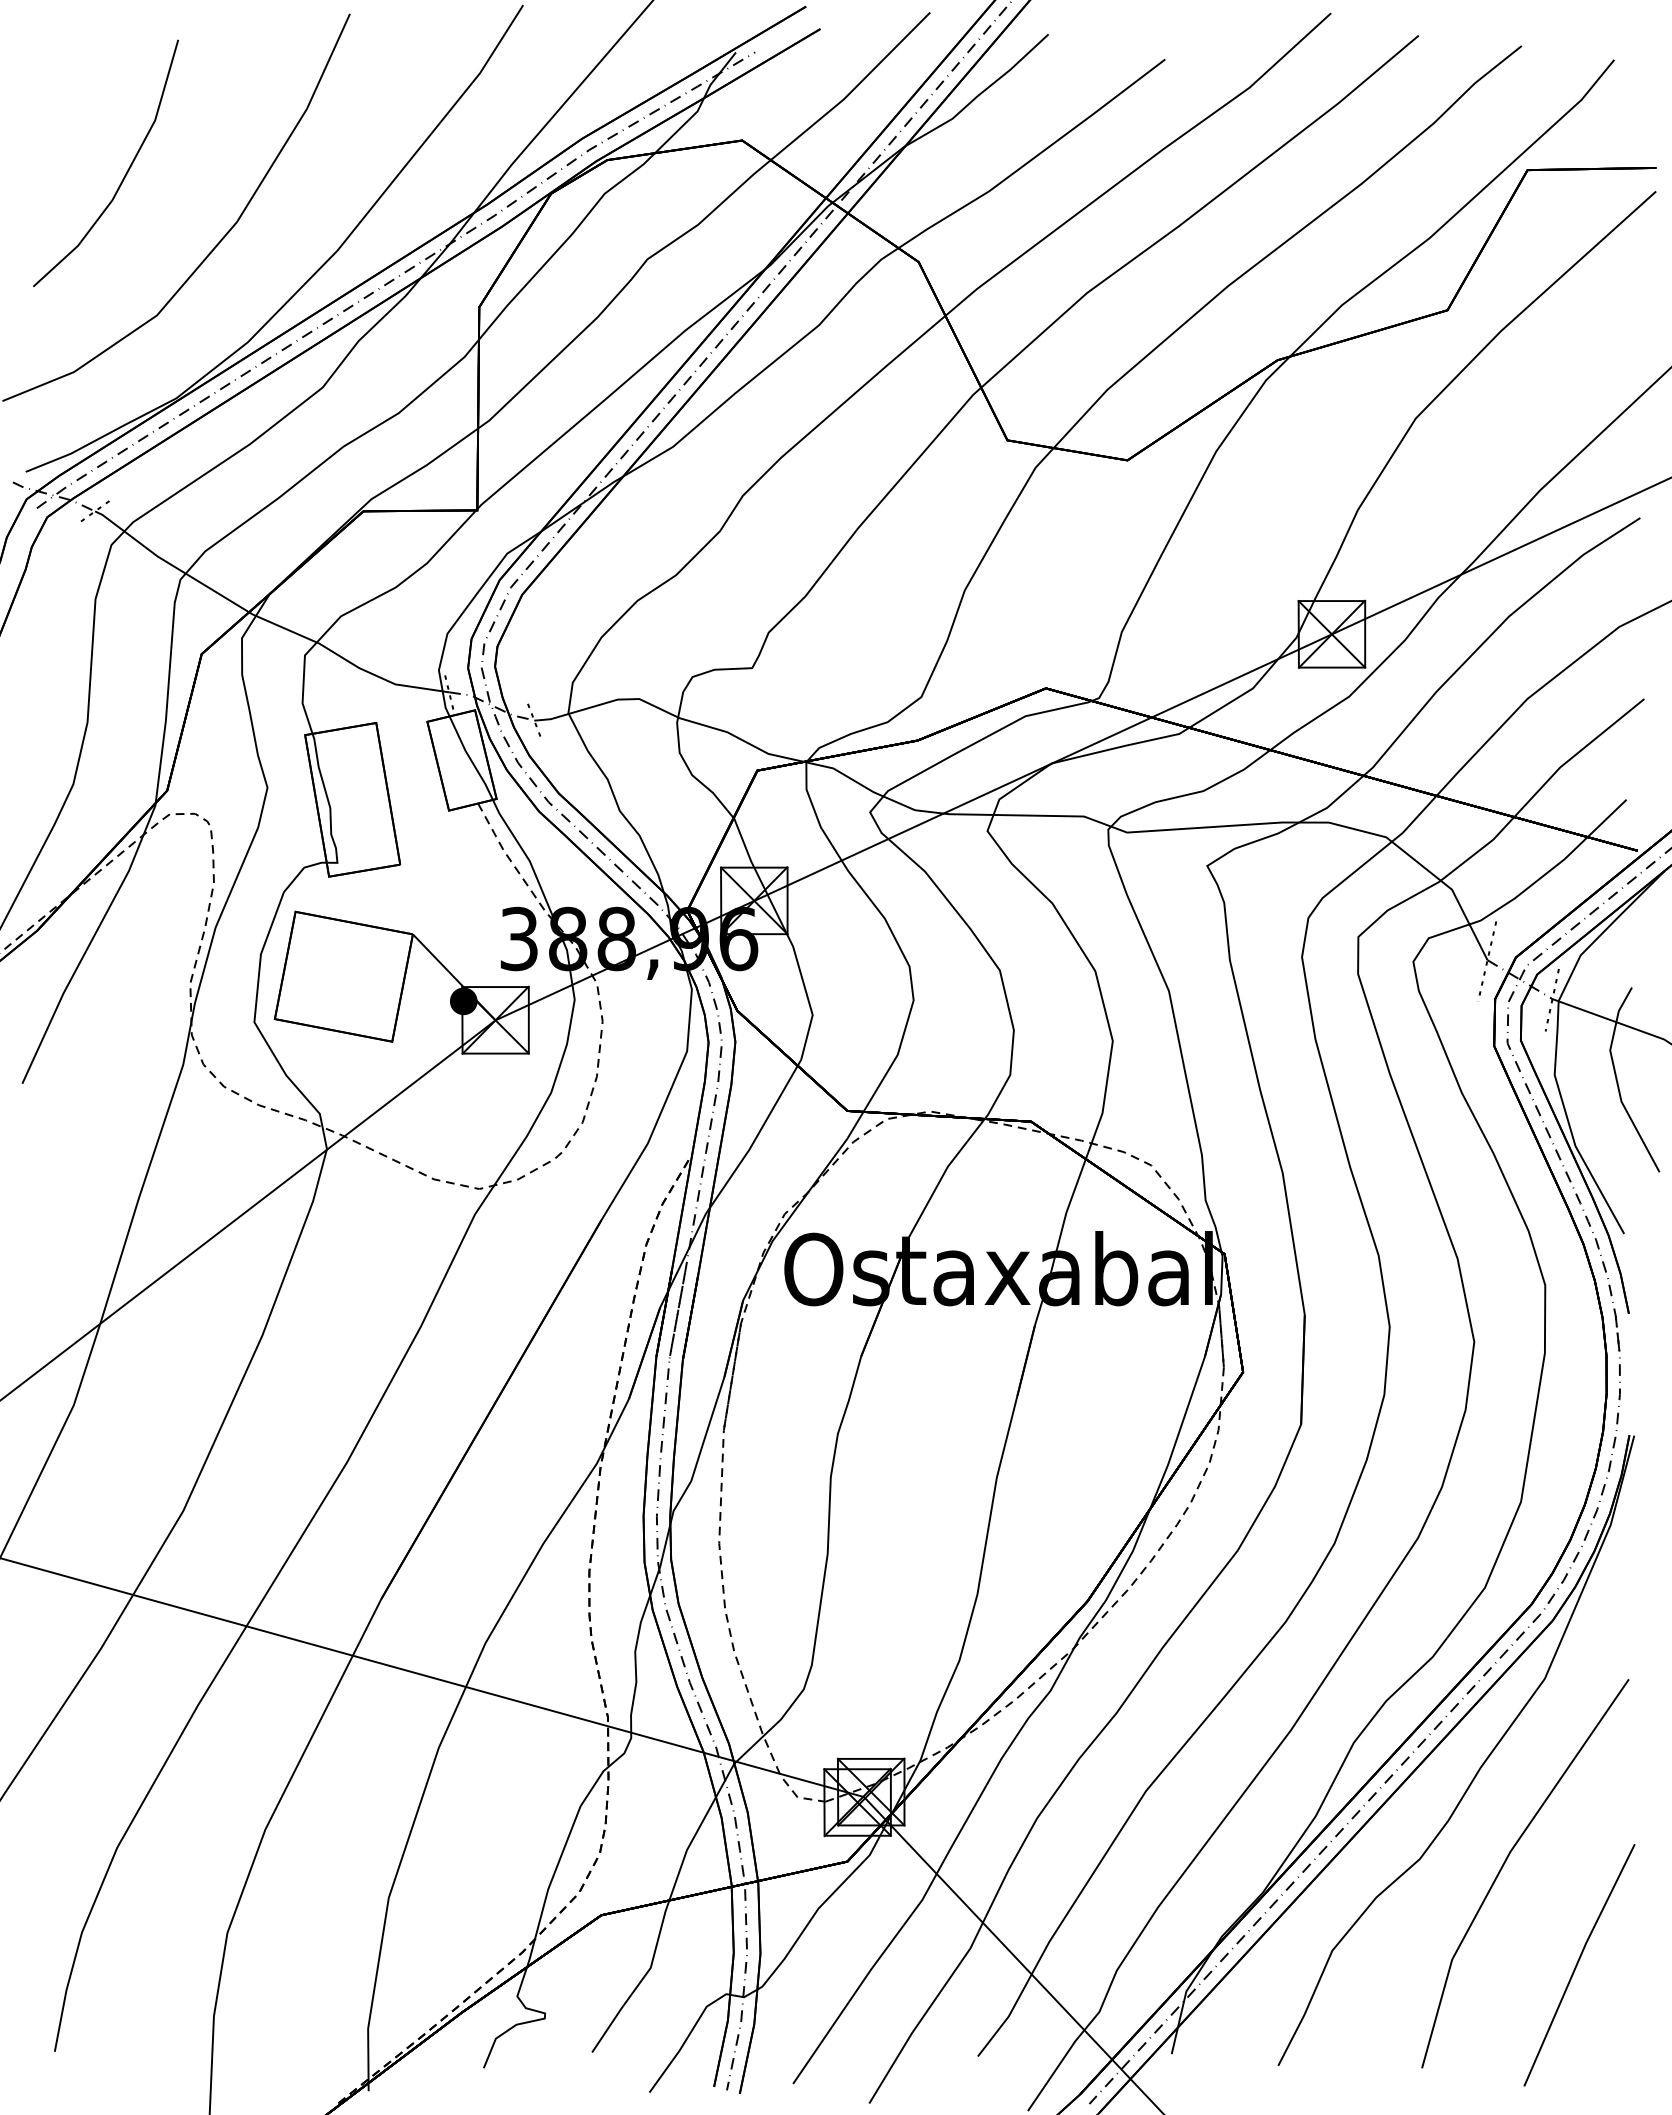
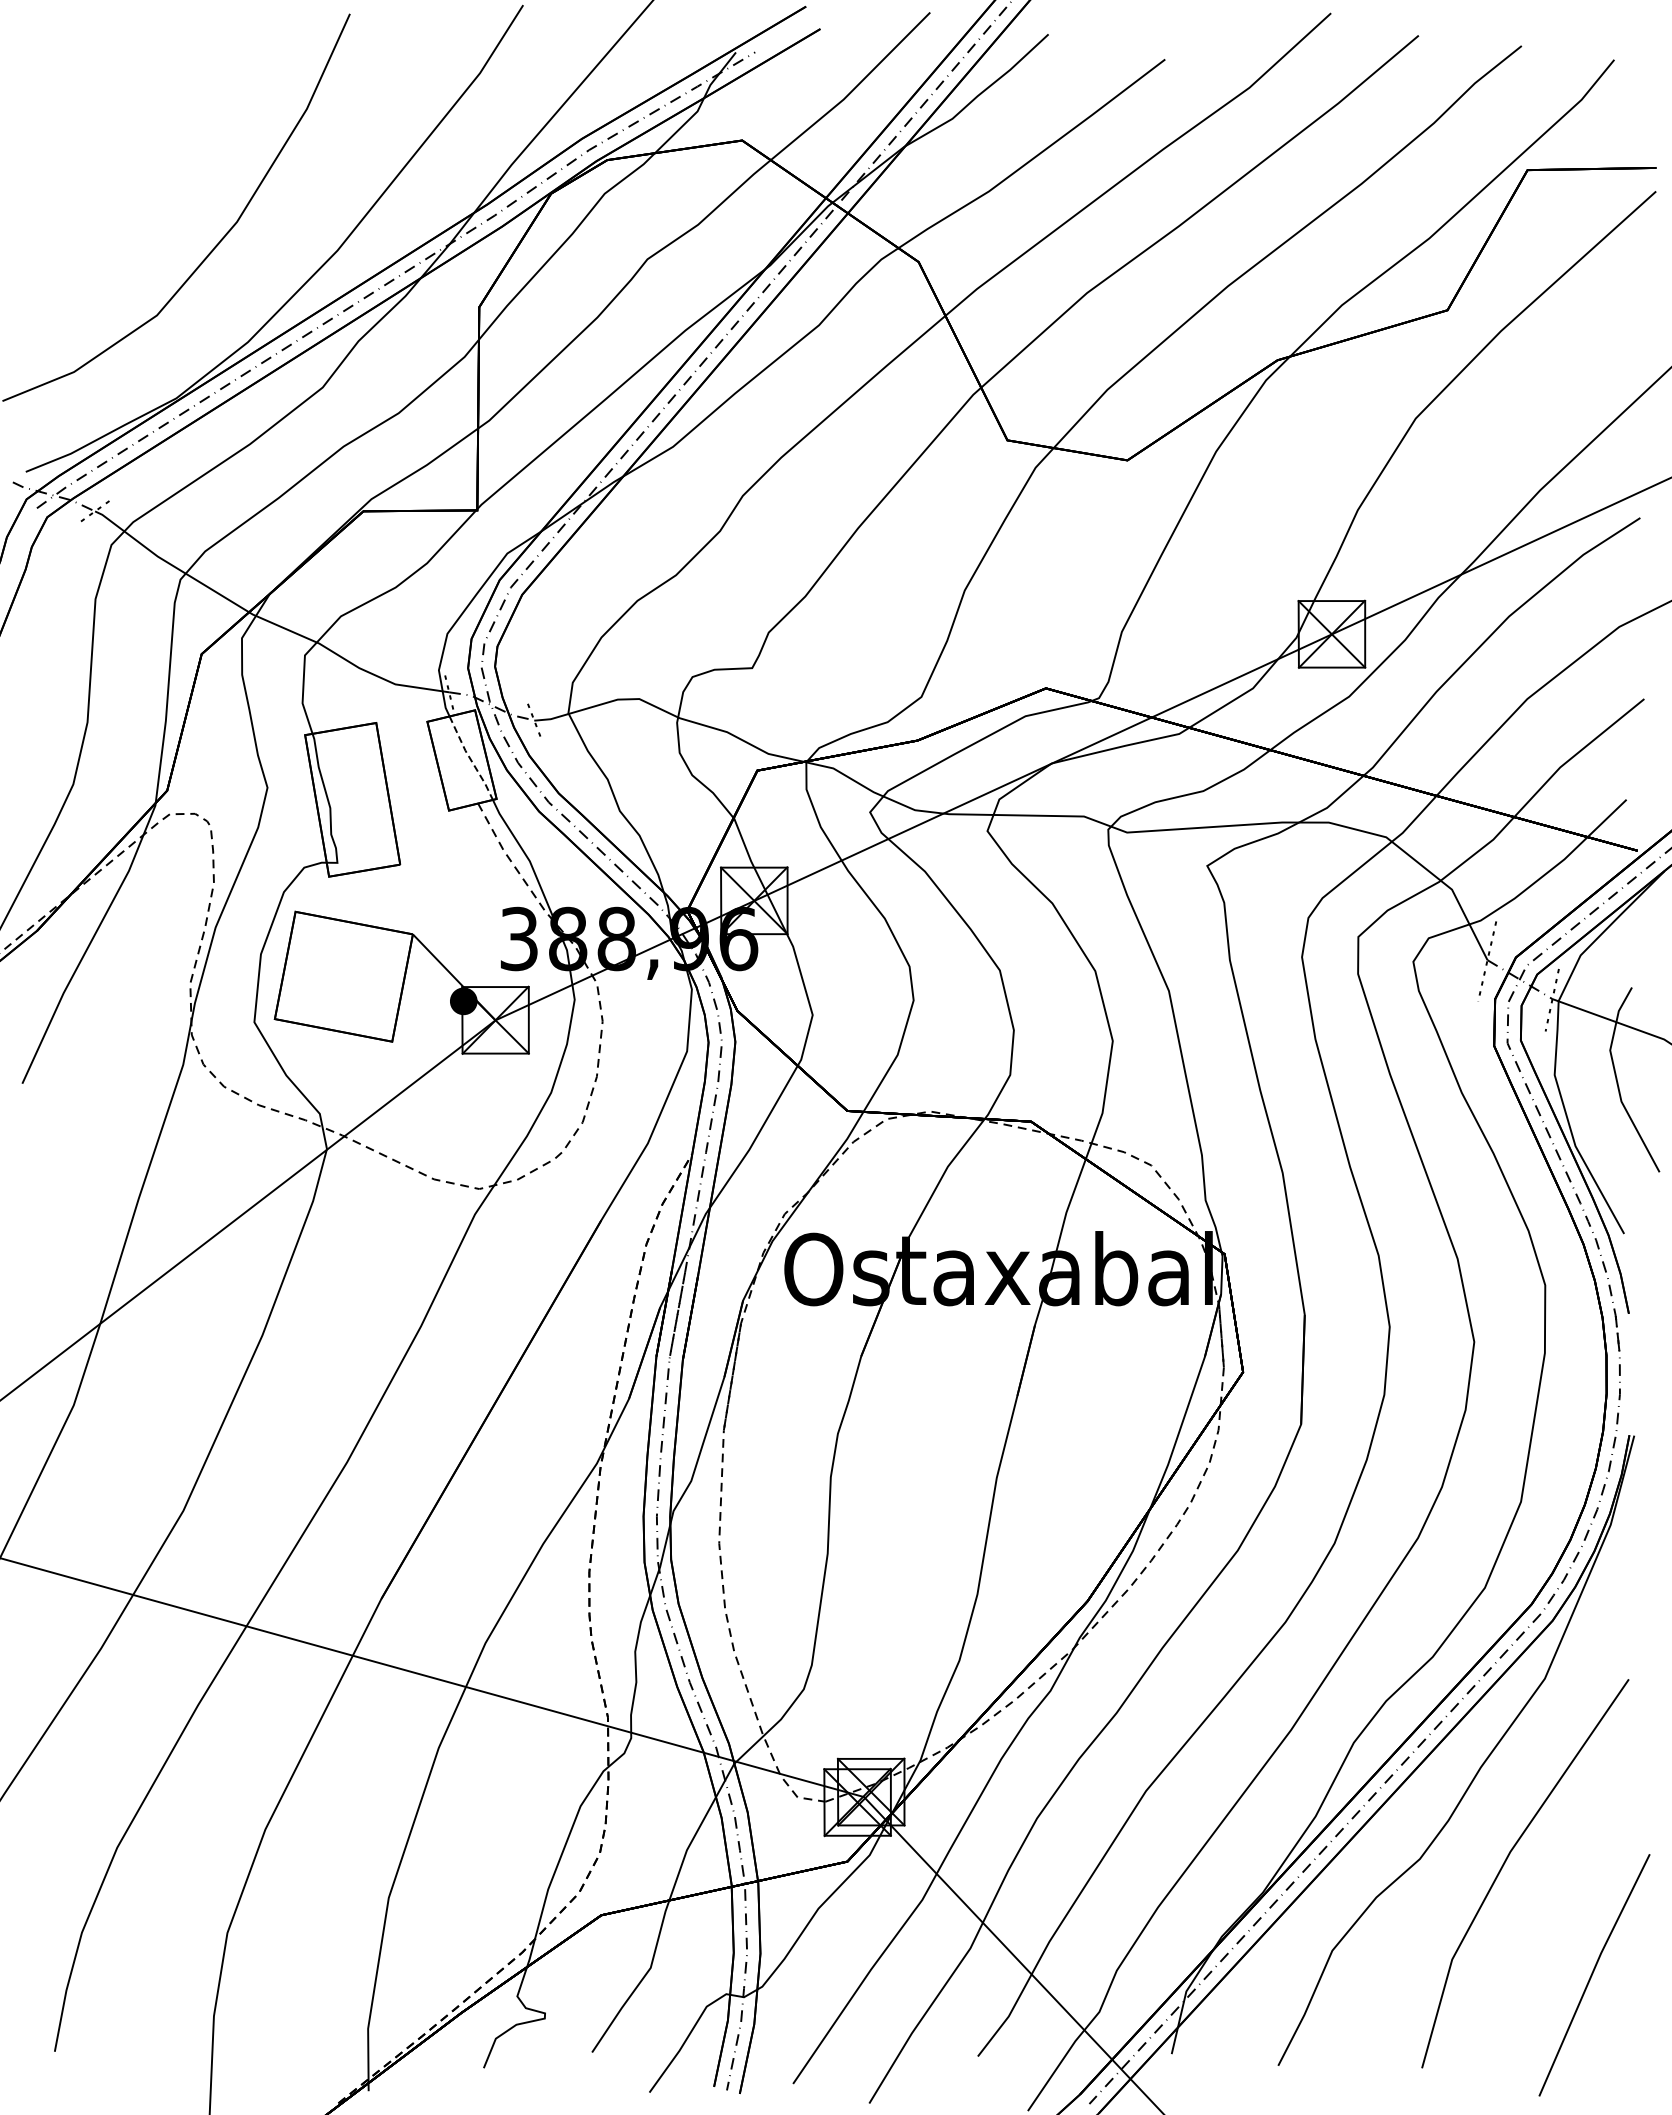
line: present -> none (125, 173)
line: solid -> dashed (470, 759)
line position: (1577, 1965) -> (1592, 1975) (1592, 1975)
